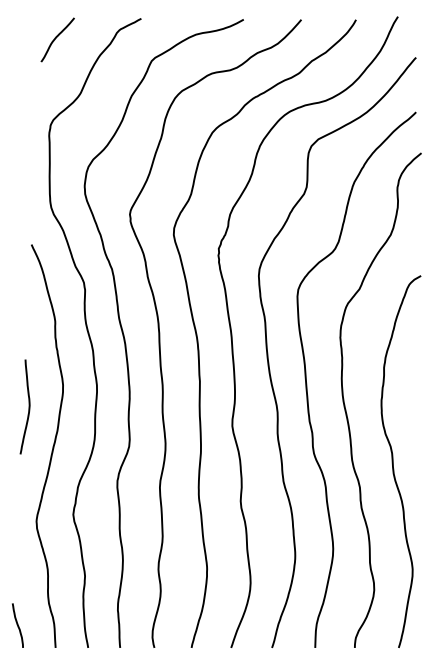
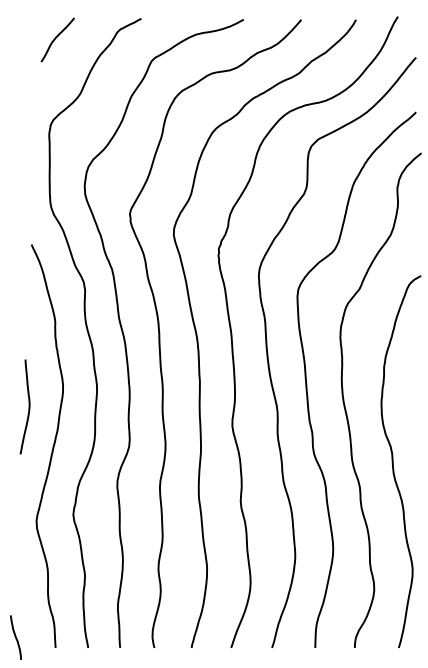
curve position: (17, 625) -> (15, 637) (15, 637)
